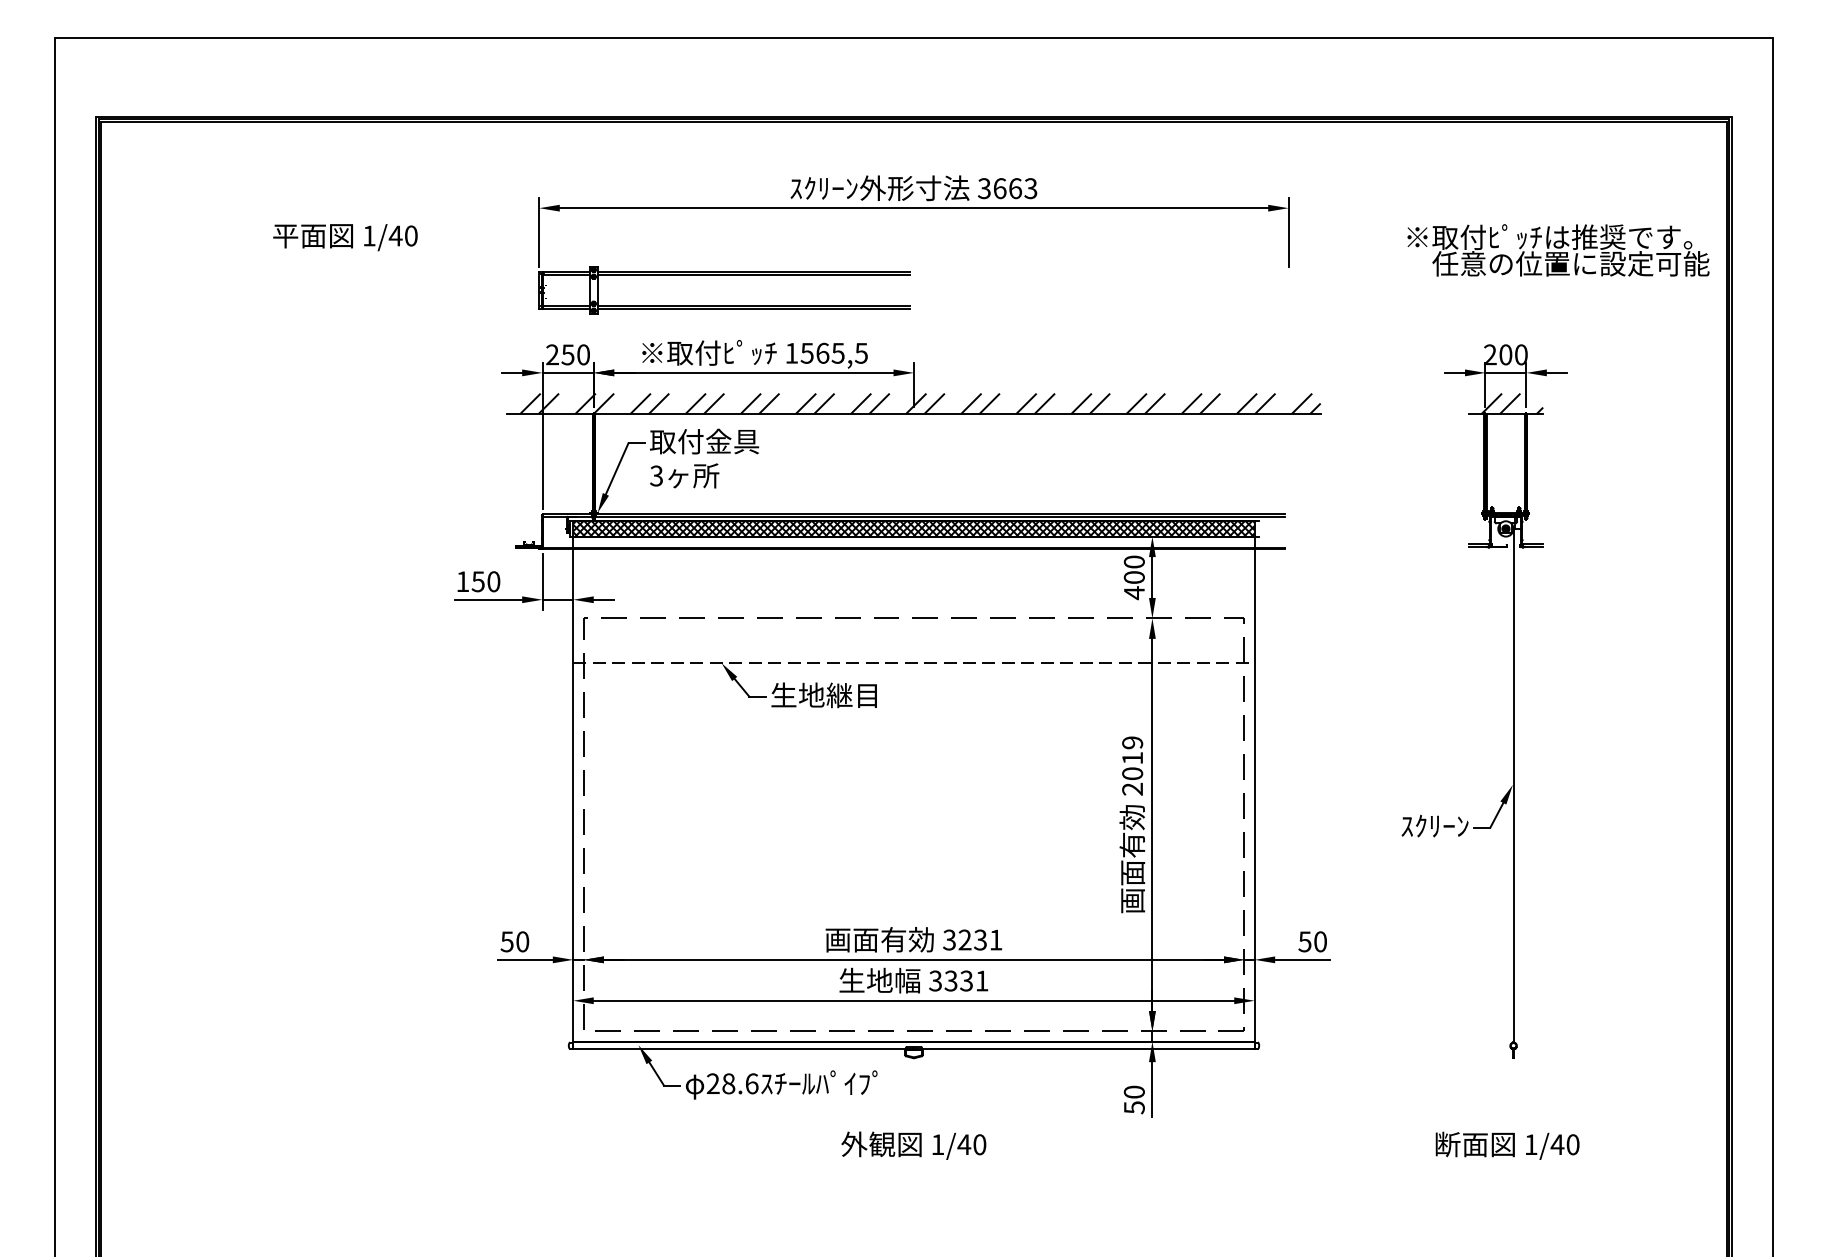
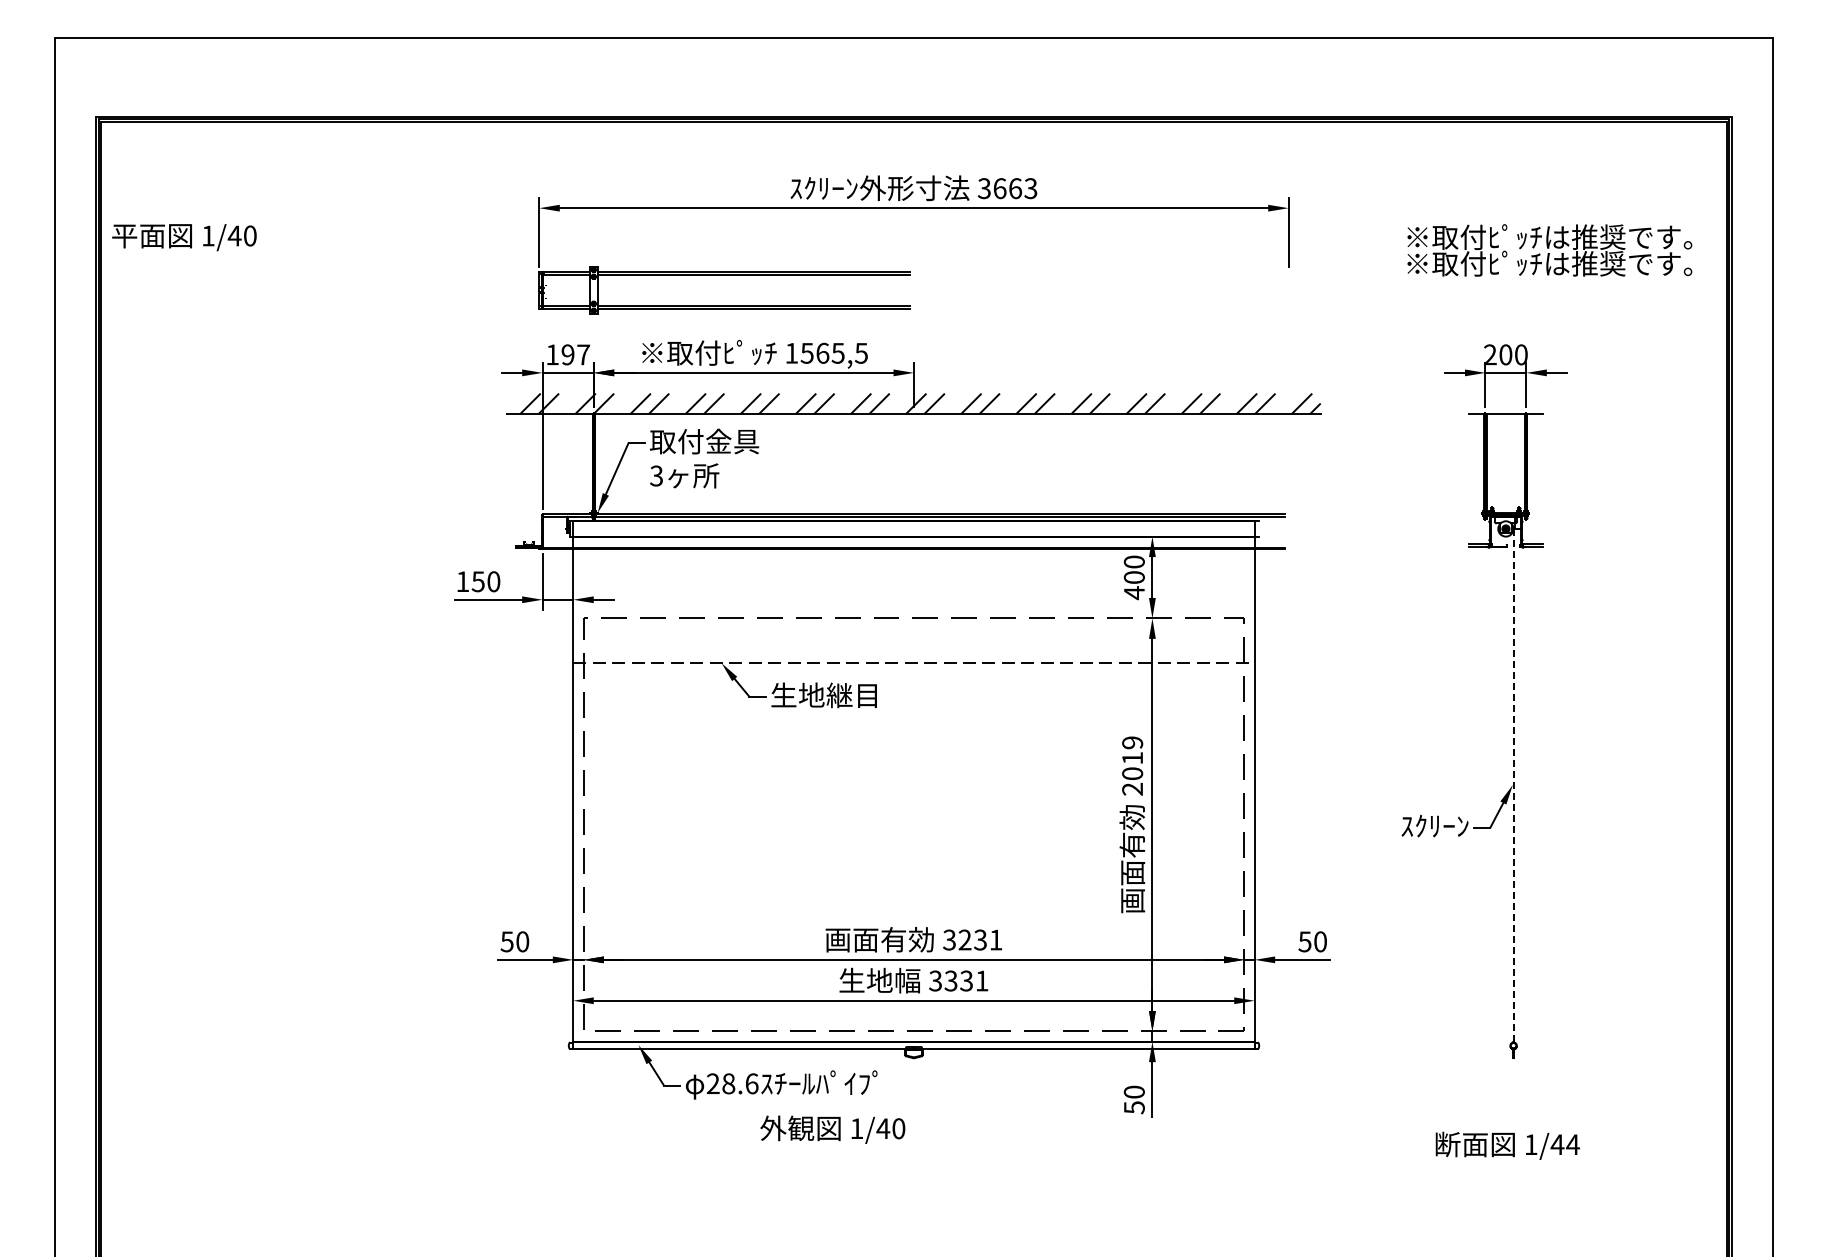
text position: (345, 237) -> (184, 237) (184, 237)
text: 任意の位置に設定可能 -> ※取付ﾋﾟｯﾁは推奨です。 (1558, 263)
text: 250 -> 197 (568, 354)
hatch: present -> none (1512, 403)
hatch: present -> none (913, 528)
line: solid -> dashed (1513, 784)
text: 1/40 -> 1/44 (1572, 1144)
text position: (913, 1145) -> (832, 1129) (832, 1129)
